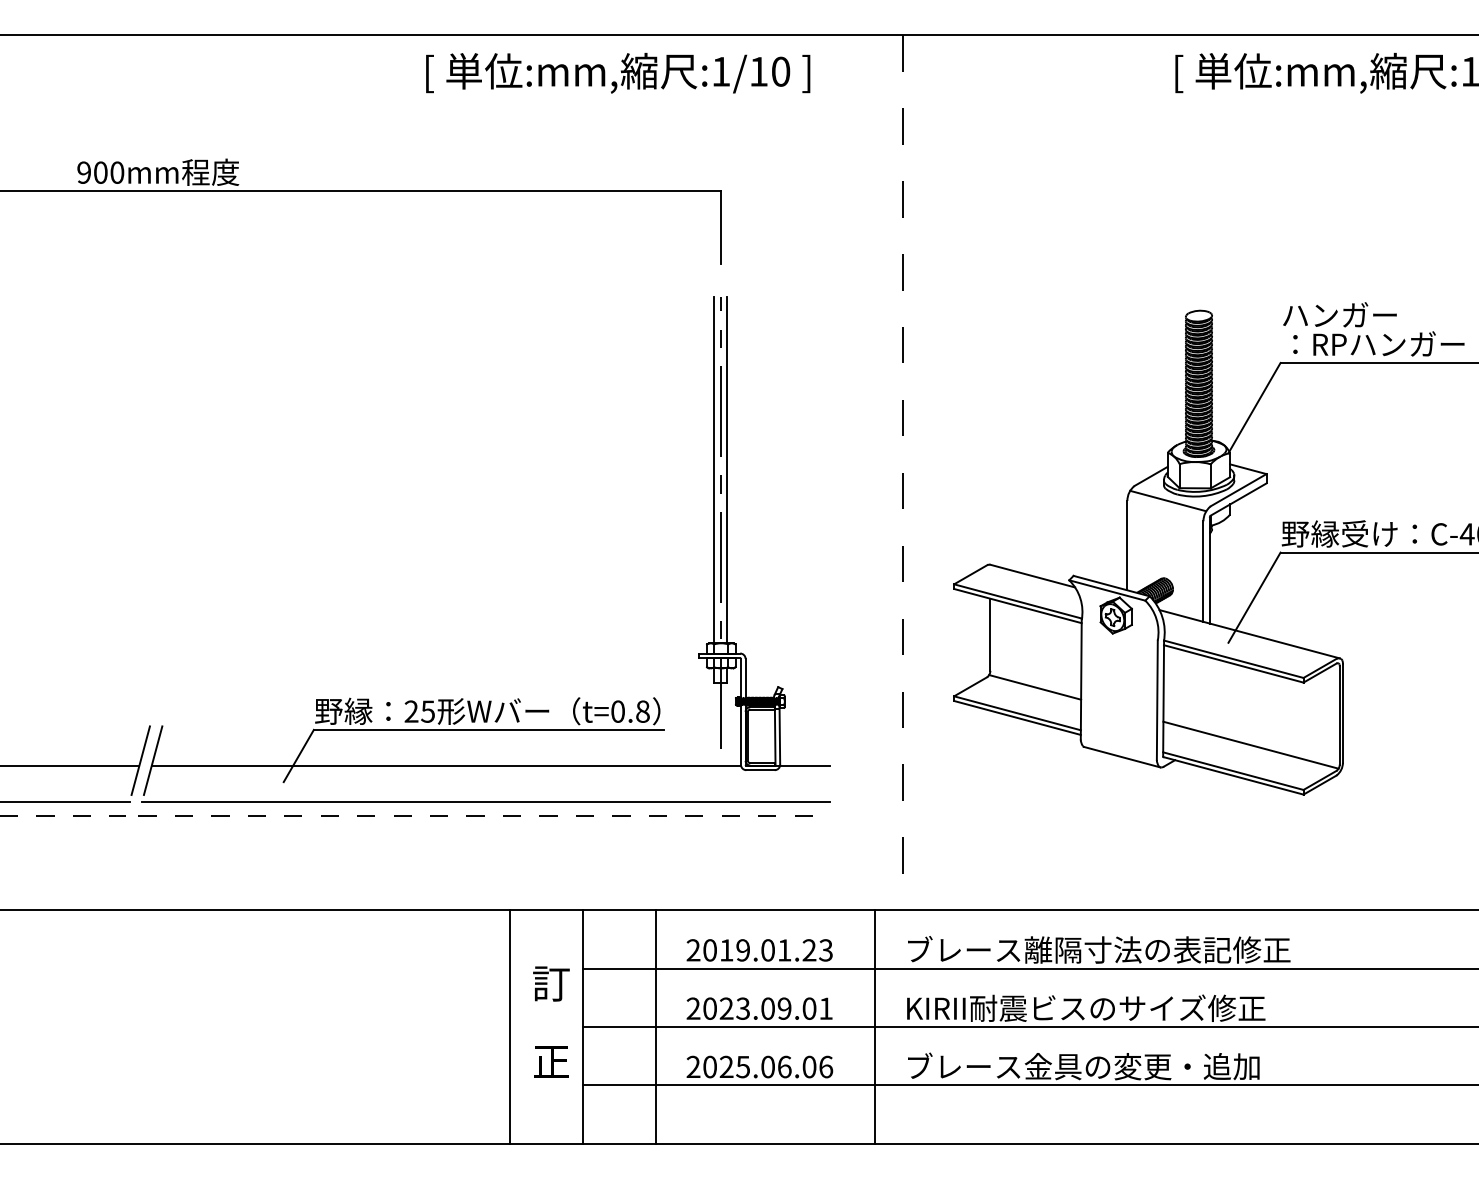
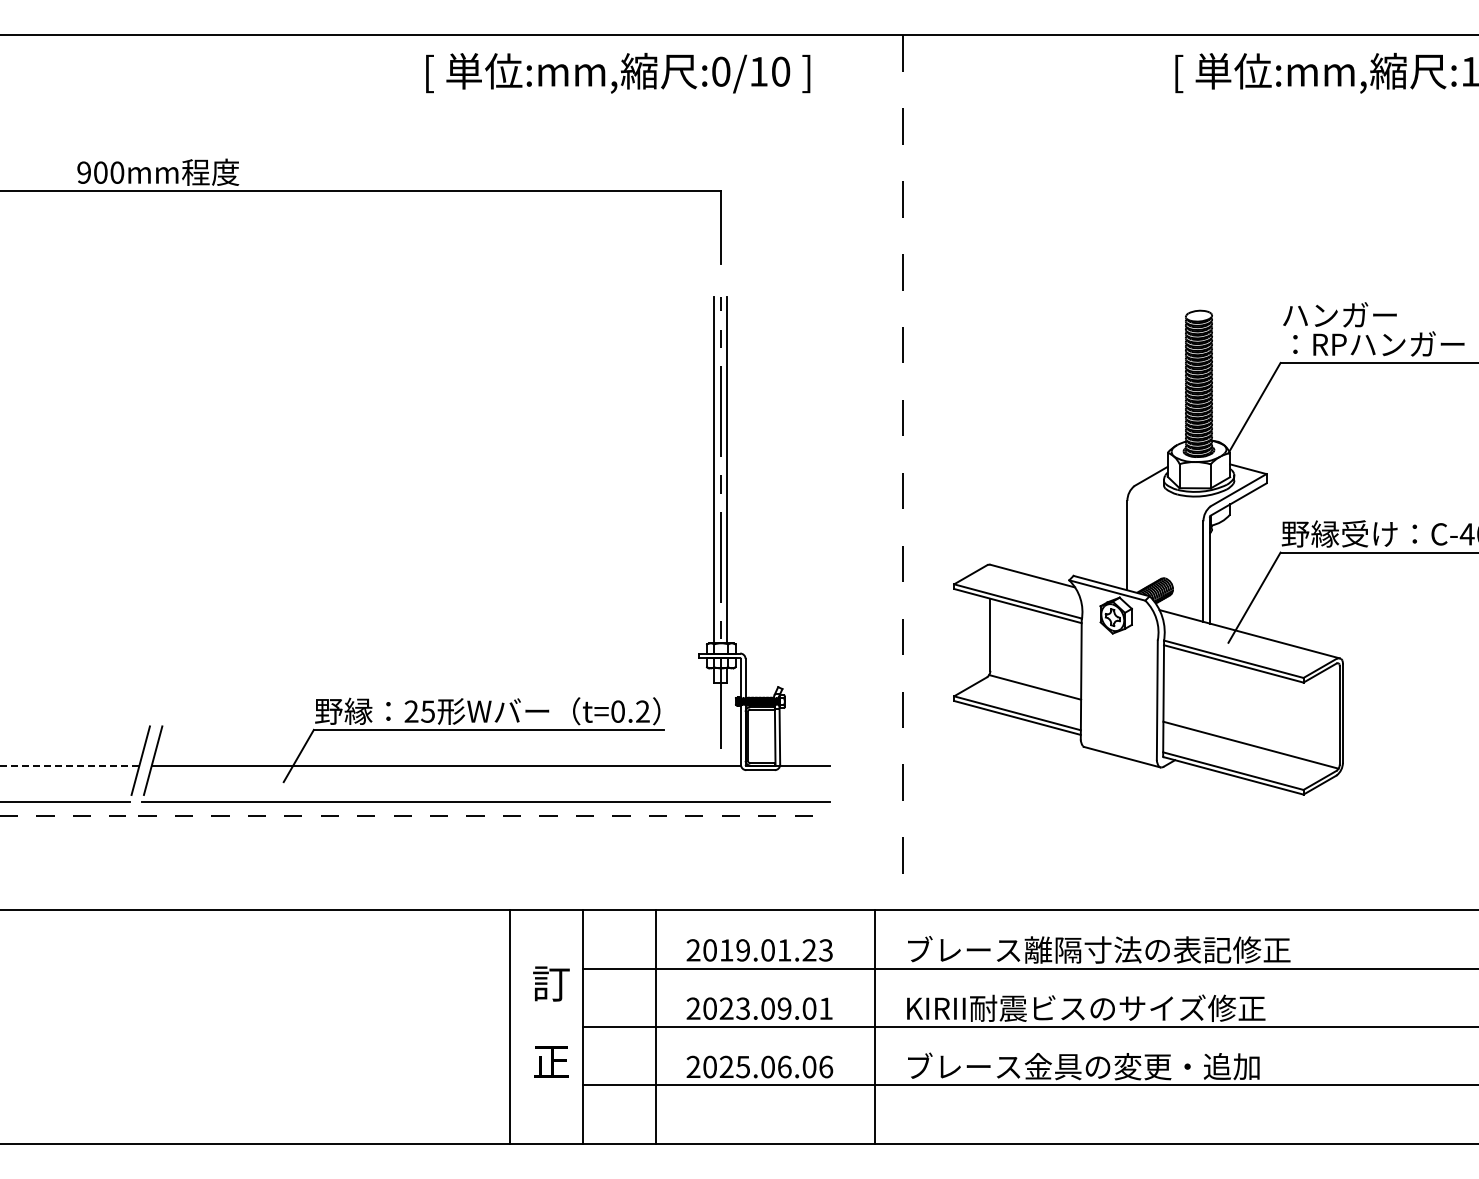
text: :1/10 -> :0/10 (721, 71)
line: present -> none (1168, 500)
text: t=0.8 -> t=0.2 (642, 711)
line: solid -> dashed (69, 765)
